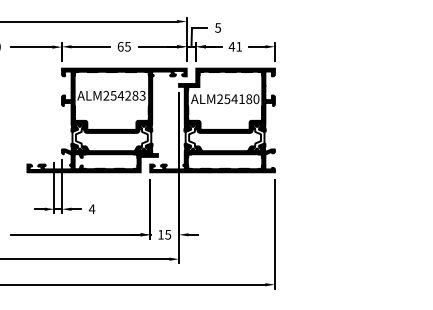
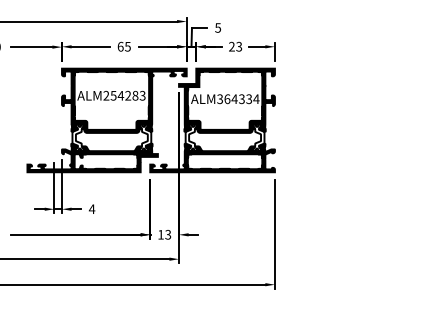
text: 41 -> 23 (235, 46)
text: ALM254180 -> ALM364334 (238, 99)
text: 15 -> 13 (168, 233)
